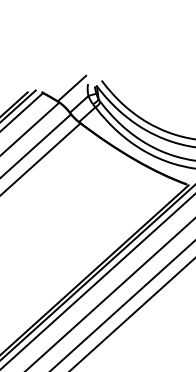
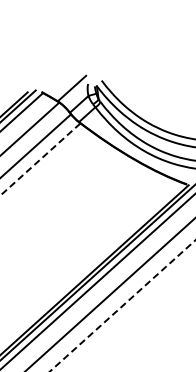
line: solid -> dashed (40, 159)
line: solid -> dashed (122, 306)
line: present -> none (132, 314)
